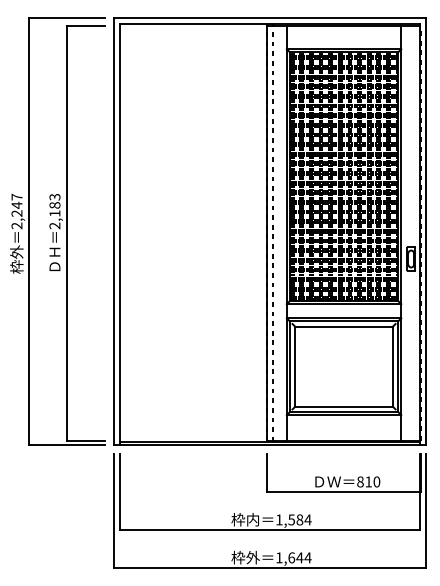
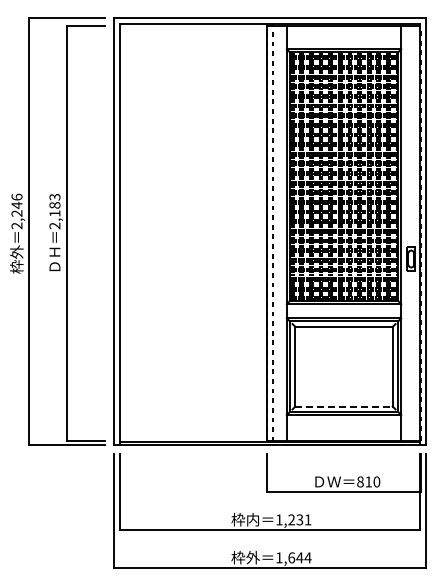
text: 2,247 -> 2,246 (16, 196)
line: solid -> dashed (344, 406)
text: 1,584 -> 1,231 (299, 519)
